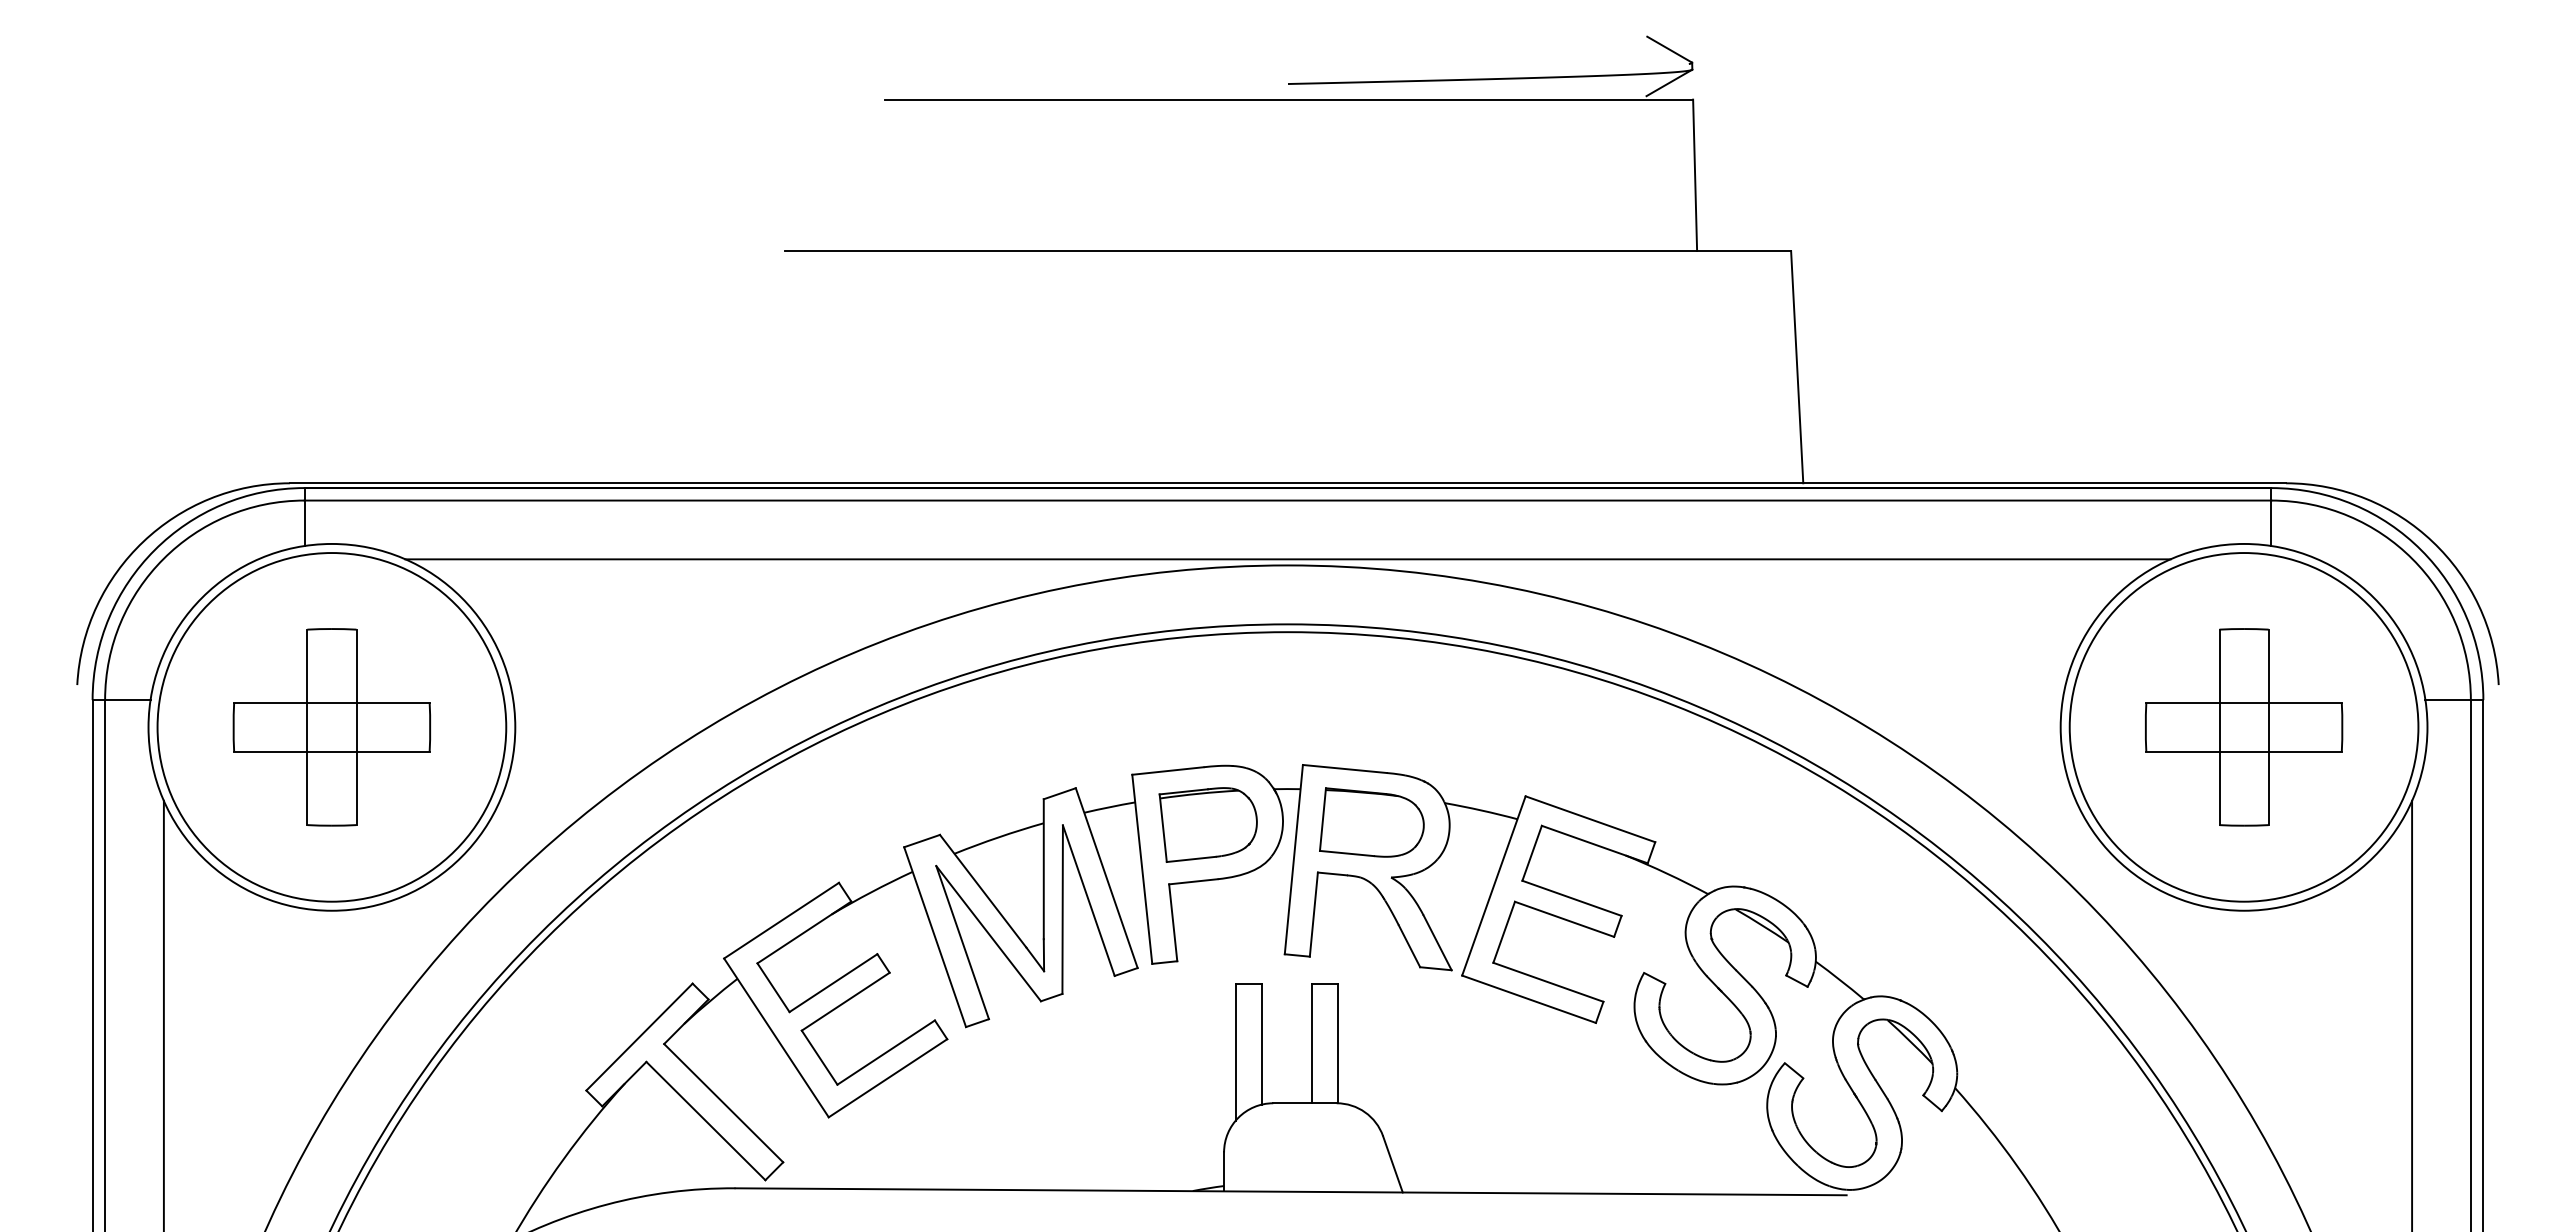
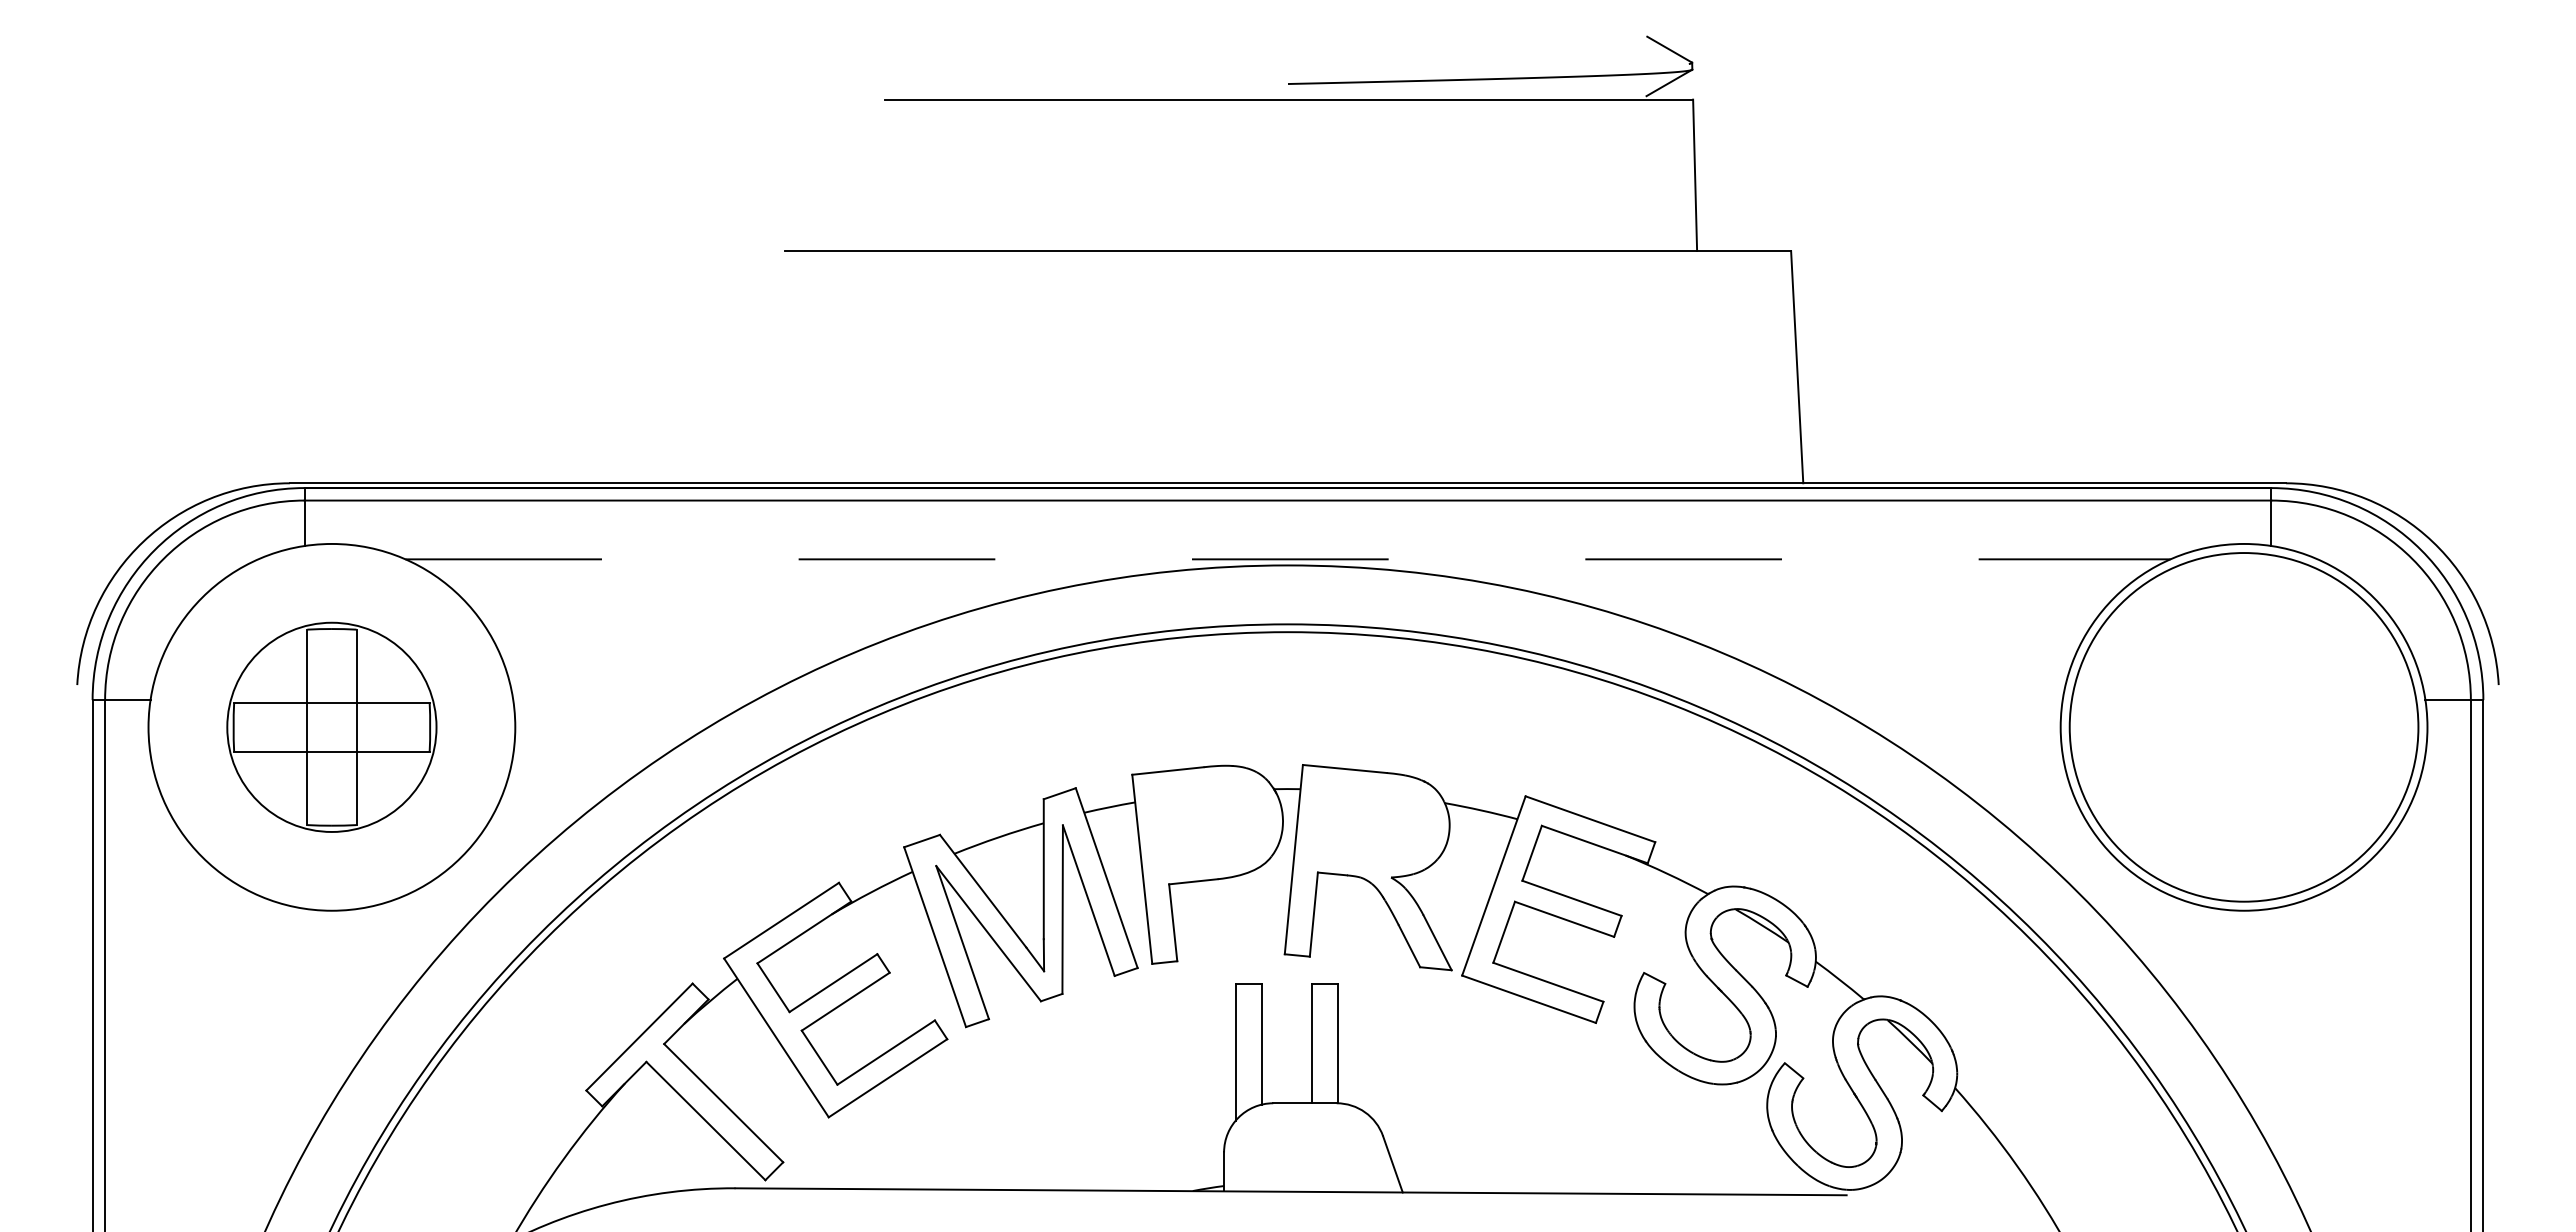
line: solid -> dashed (1288, 559)
circle diameter: 349 px -> 209 px (331, 726)
part: present -> none (2244, 727)
part: present -> none (1371, 822)
part: present -> none (1207, 824)
line: present -> none (163, 1014)
line: present -> none (2412, 1014)
